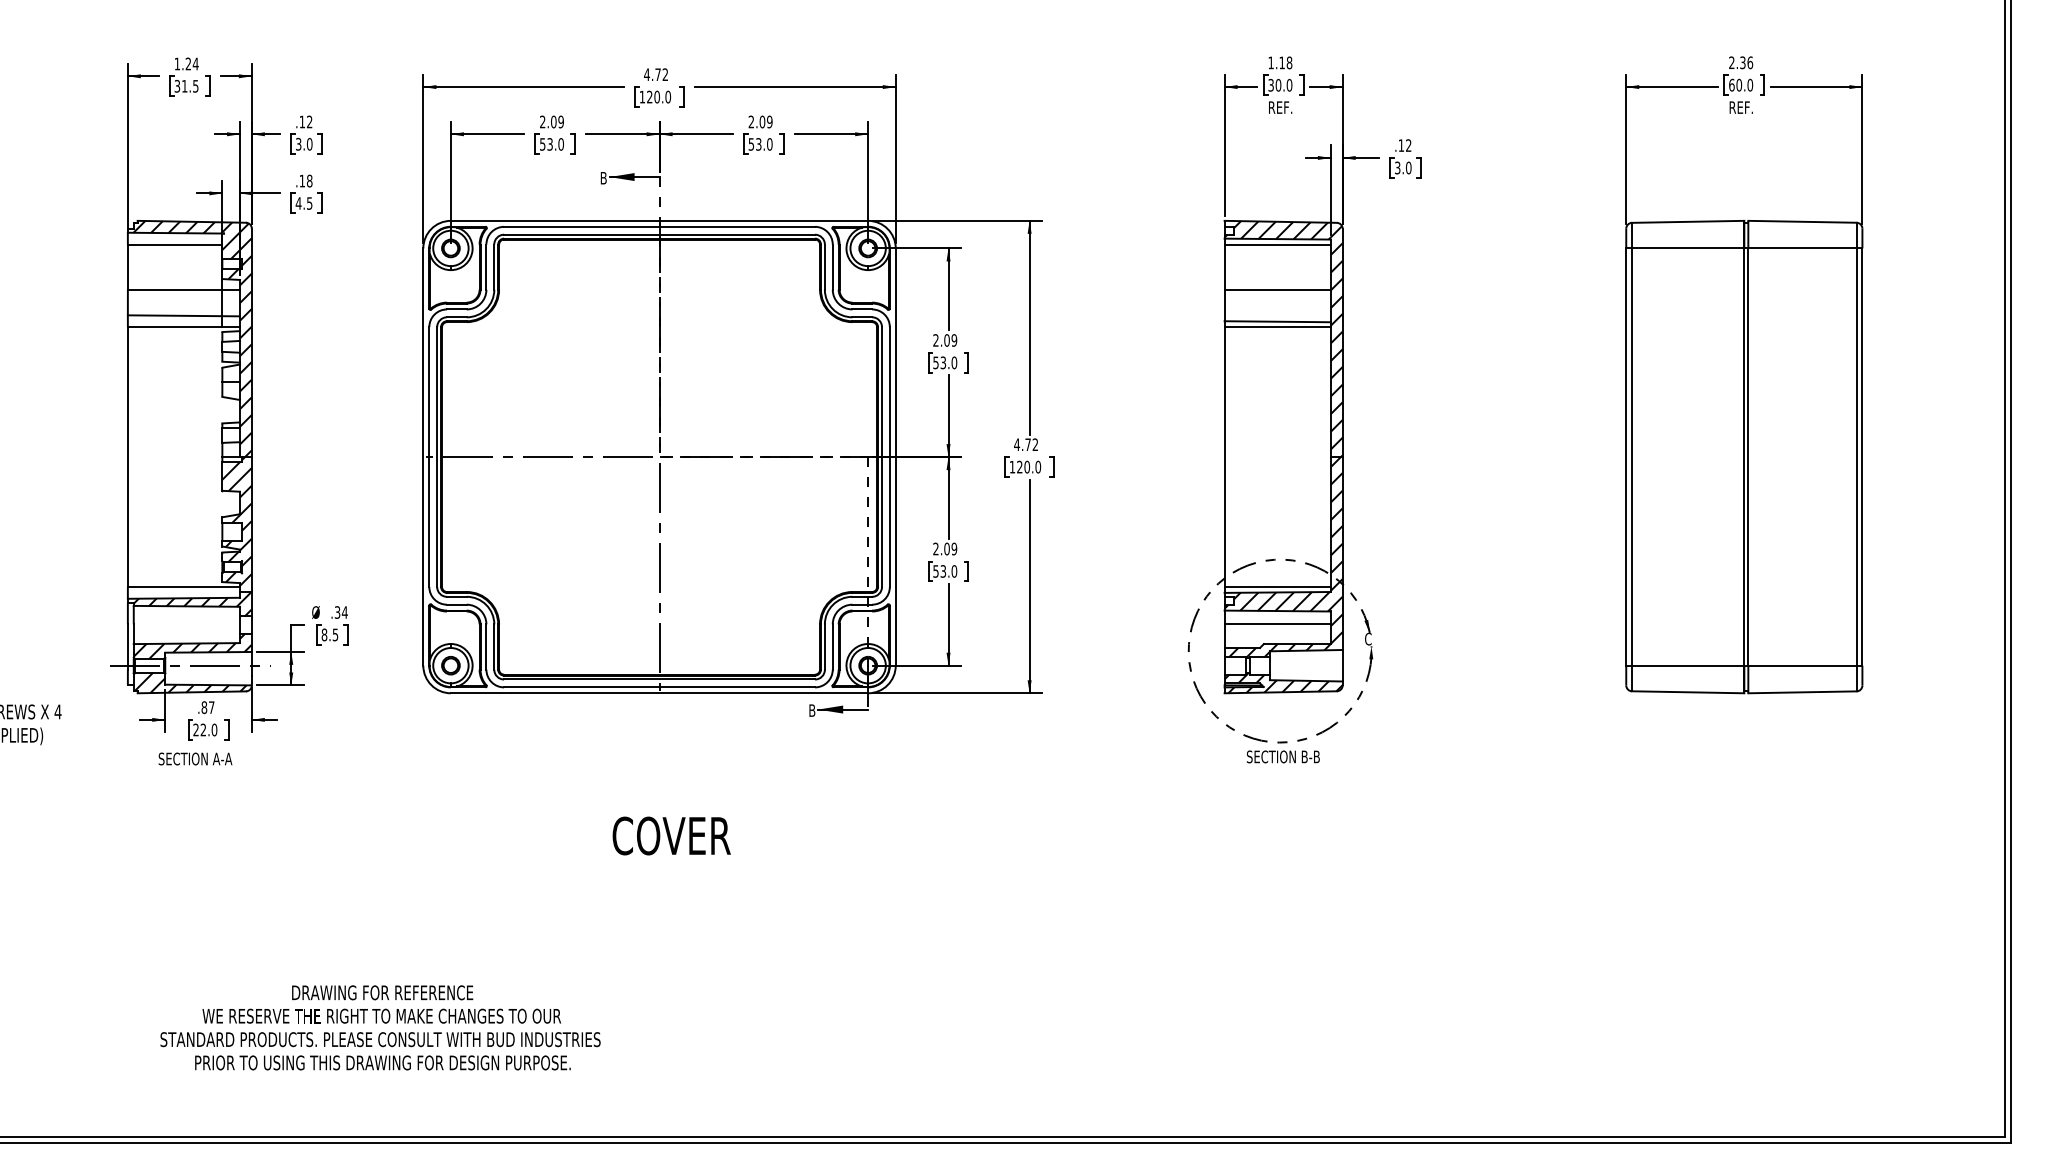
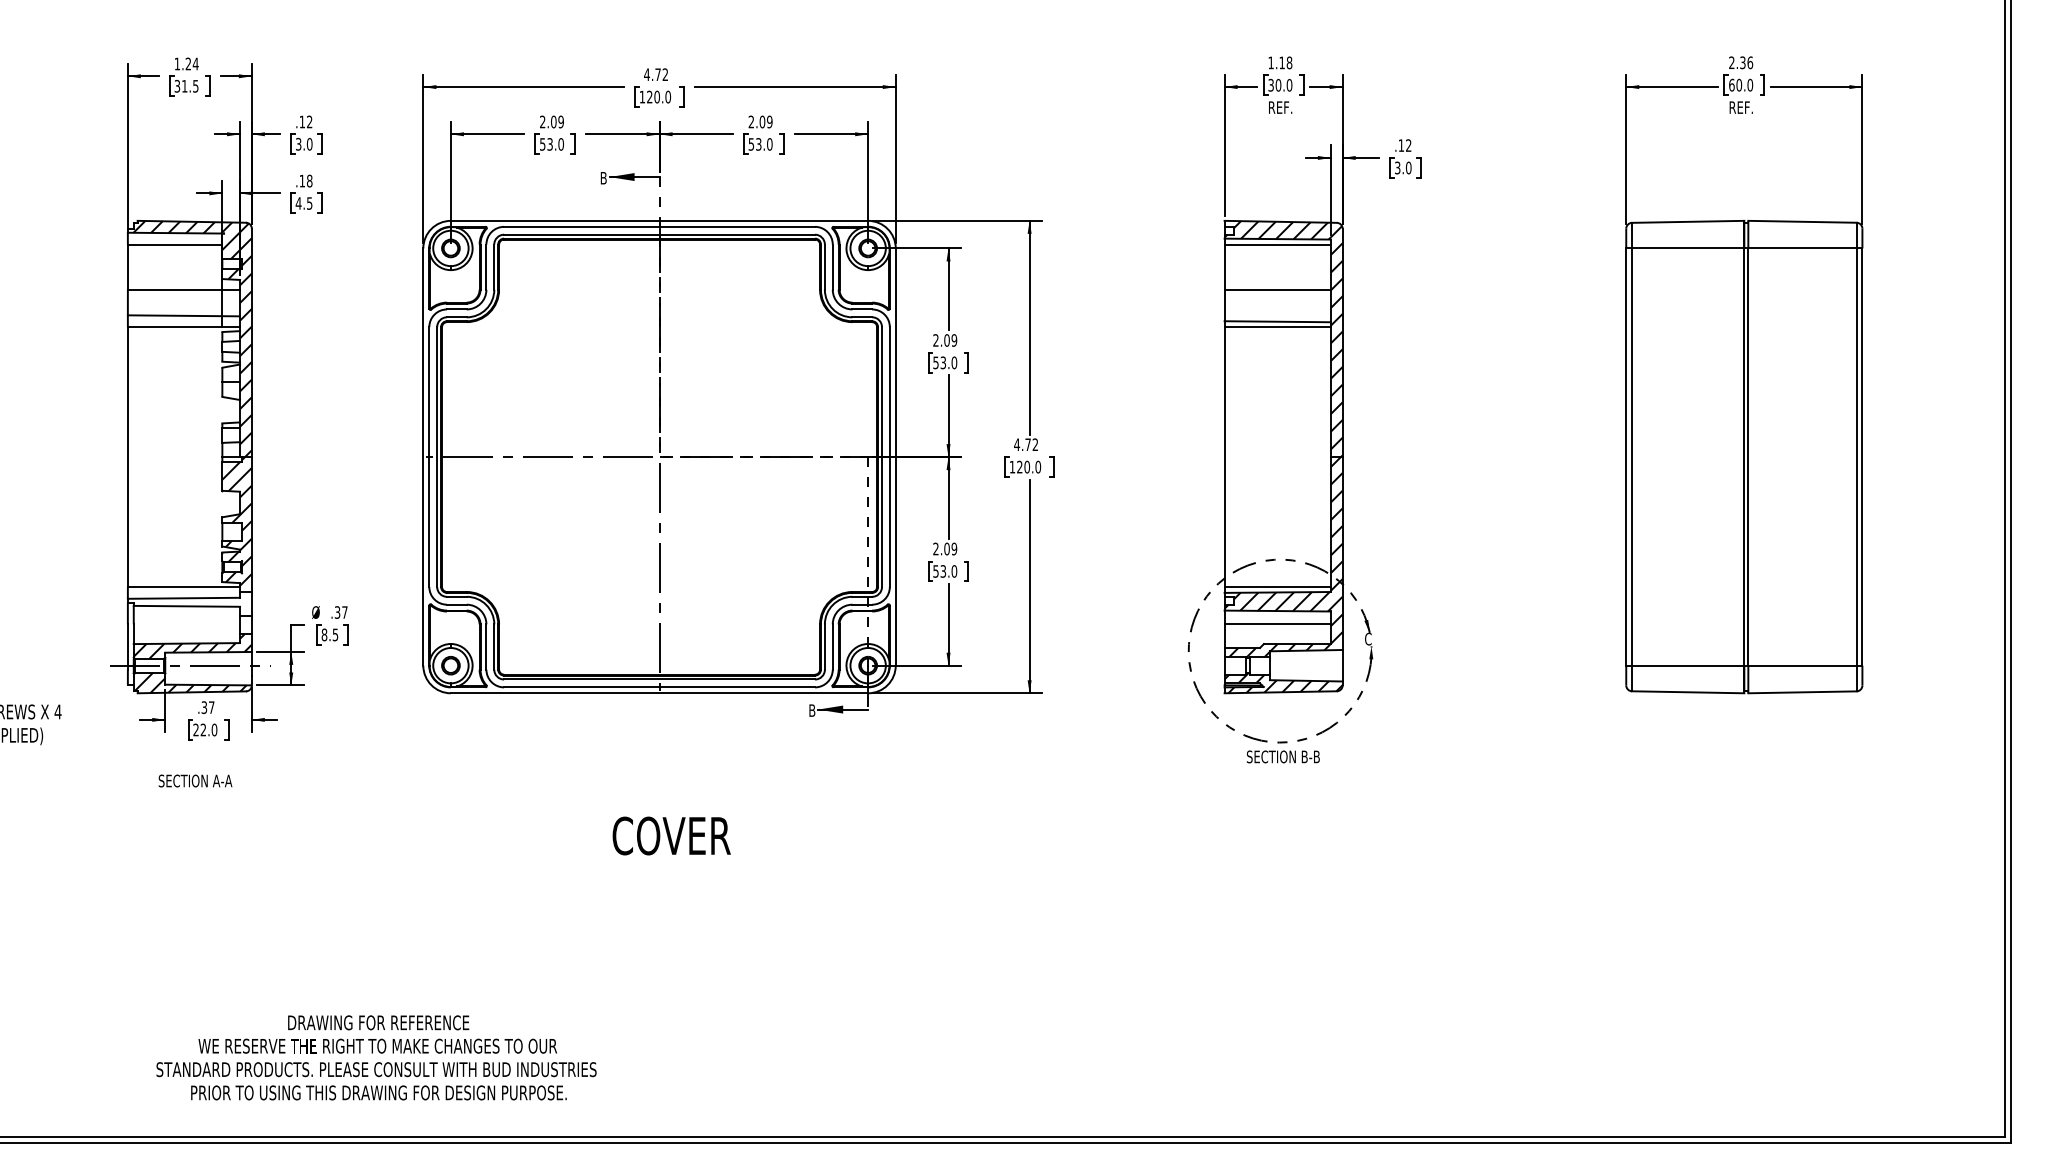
hatch: present -> none (192, 603)
text: .34 -> .37 (344, 612)
text: .87 -> .37 (204, 707)
text position: (195, 758) -> (195, 780) (195, 780)
text position: (380, 1027) -> (376, 1057) (376, 1057)
